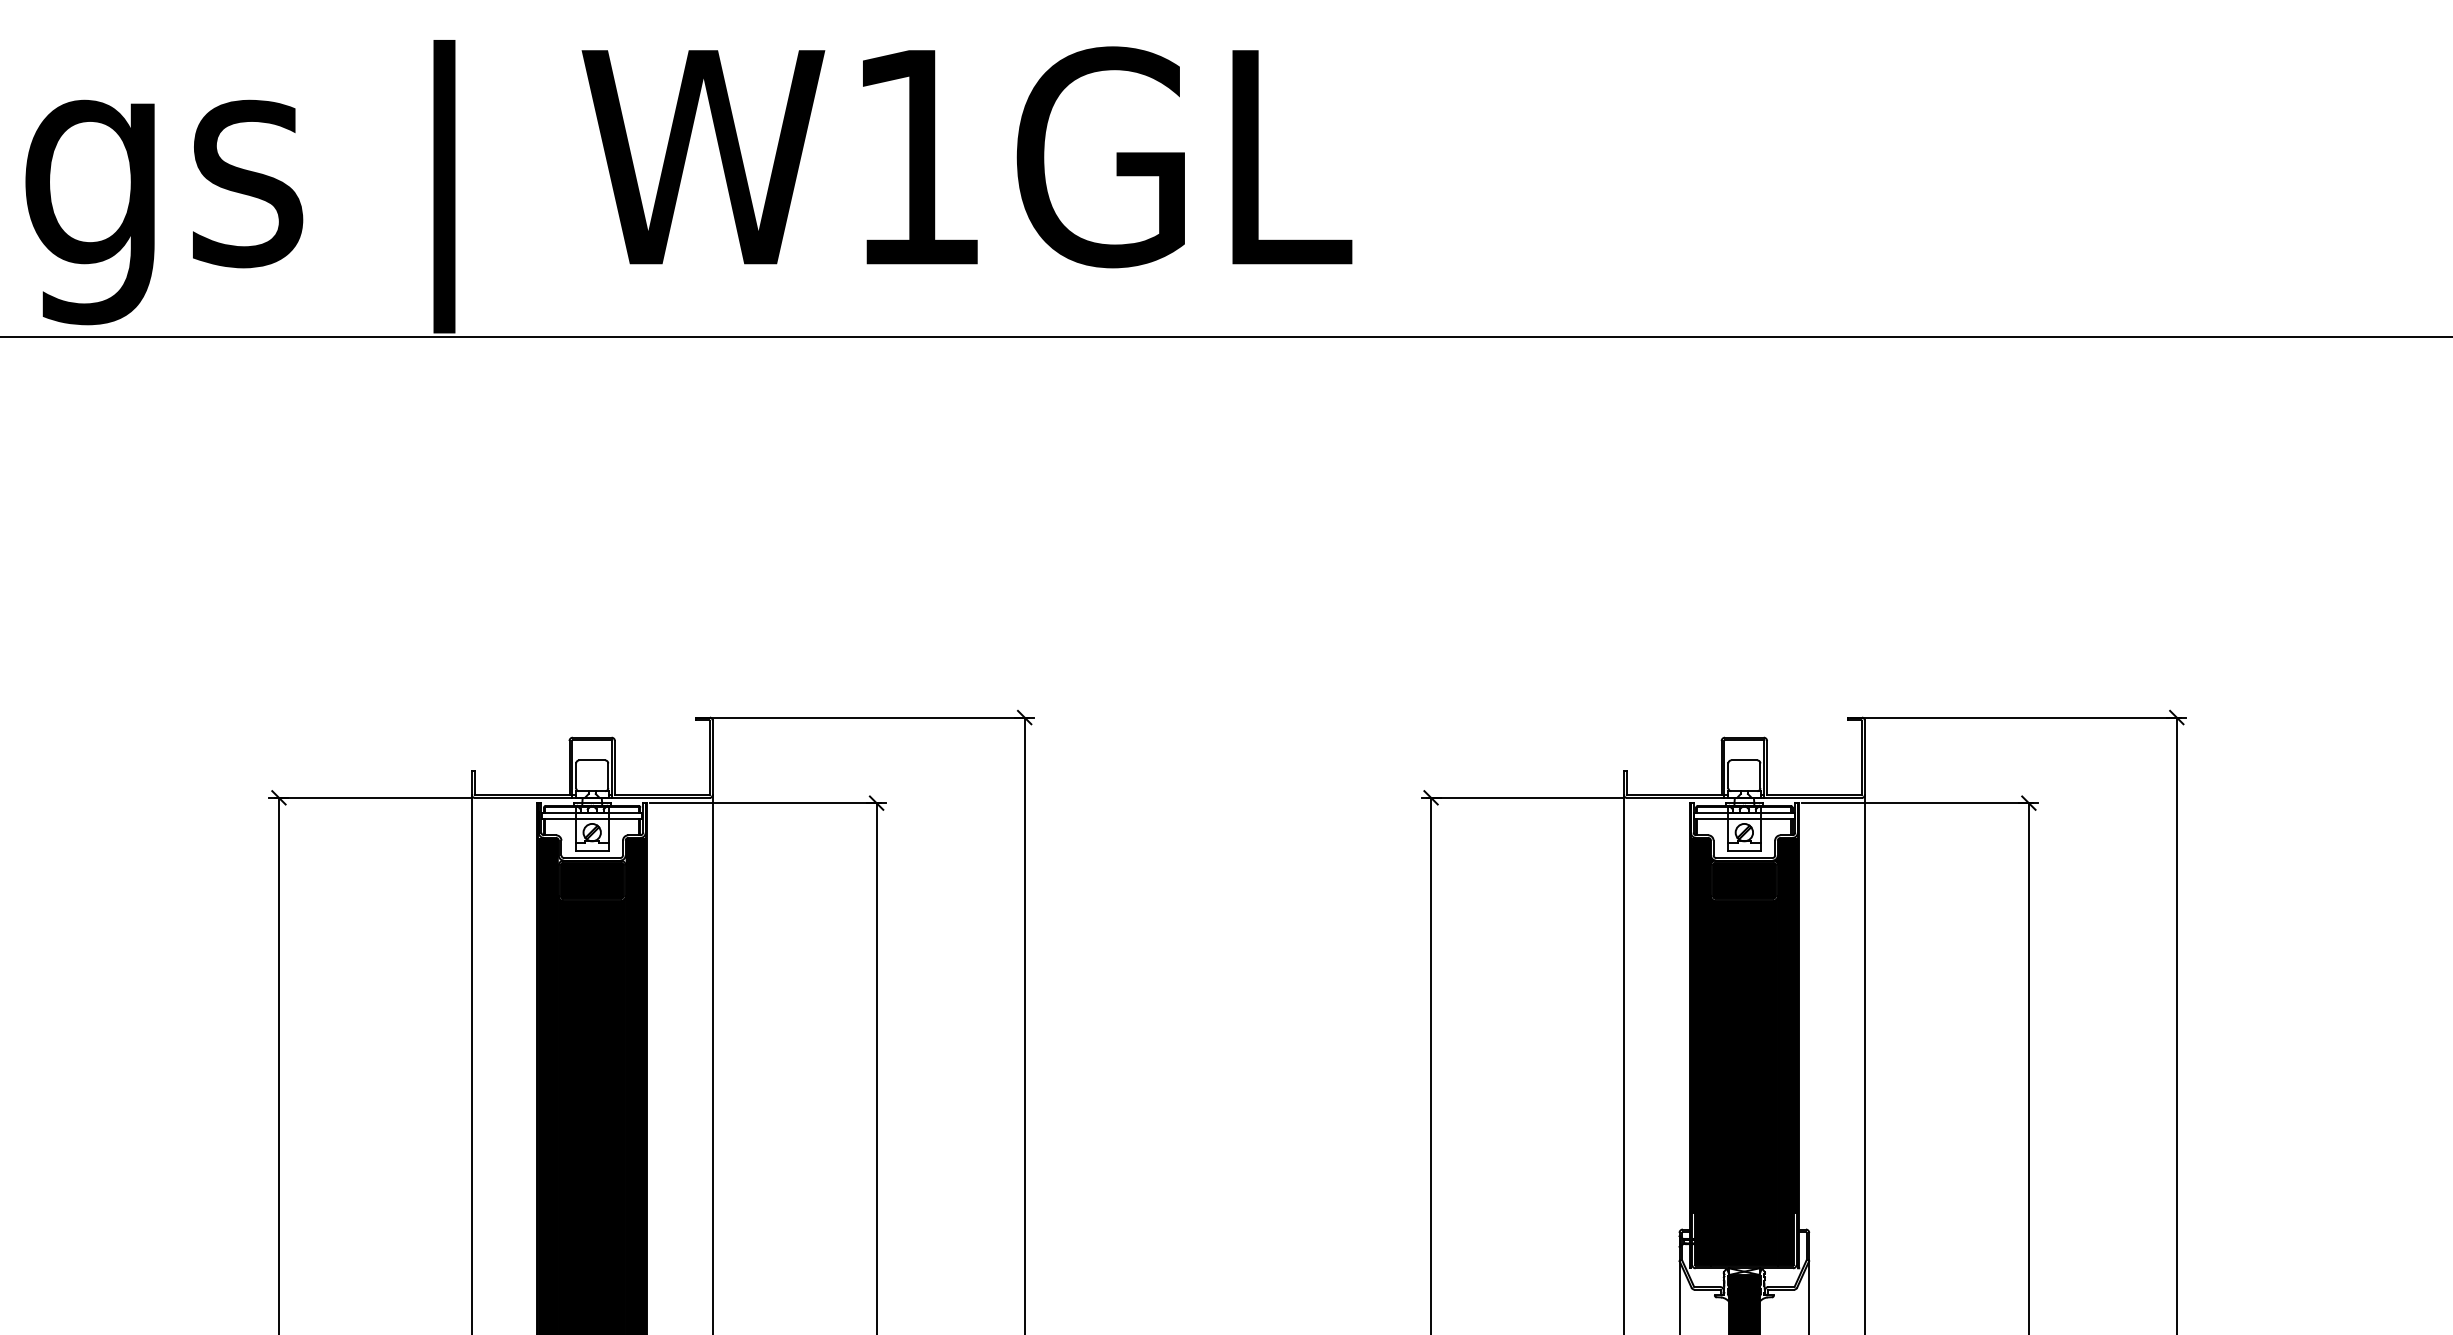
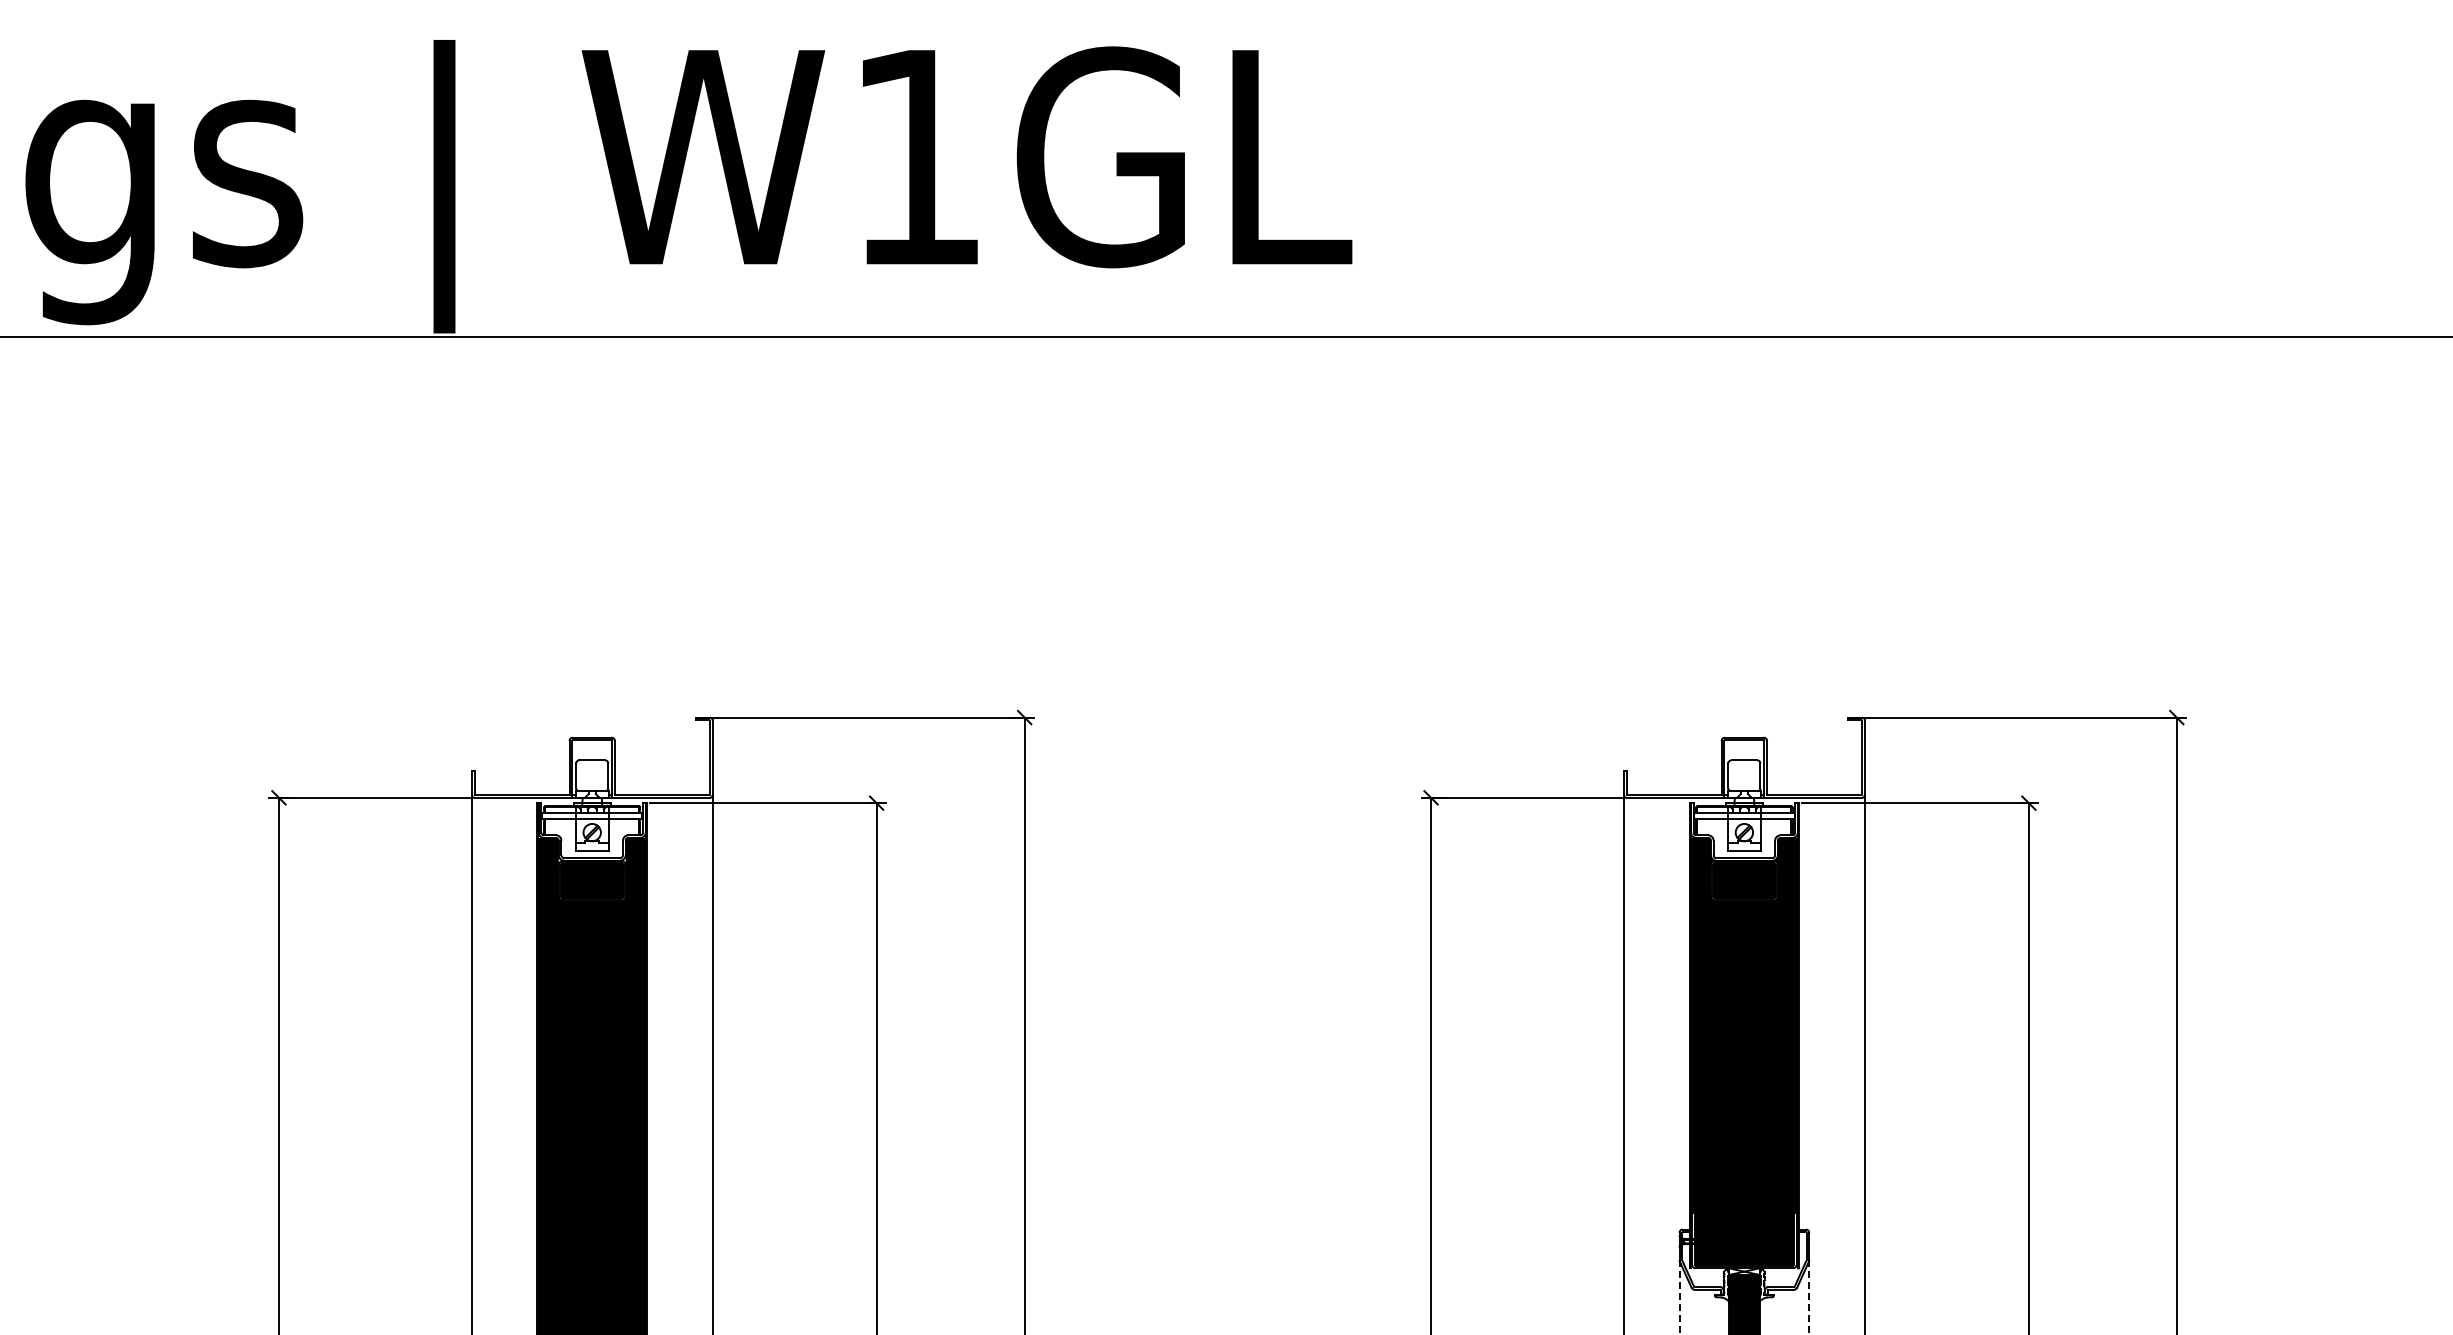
line: solid -> dashed (1679, 1297)
line: solid -> dashed (1809, 1297)
